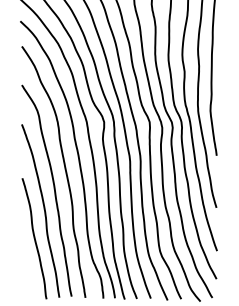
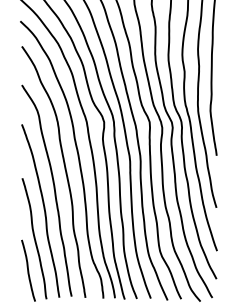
curve: none -> present (28, 270)
